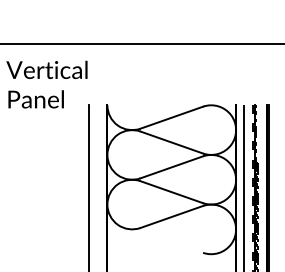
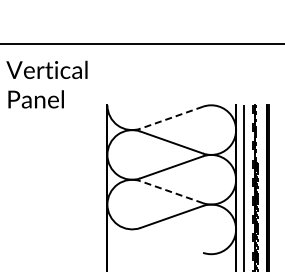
line: solid -> dashed (171, 117)
line: present -> none (88, 186)
line: solid -> dashed (171, 192)
